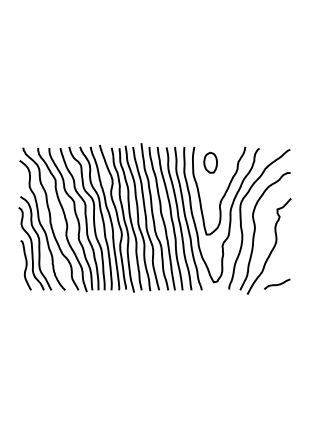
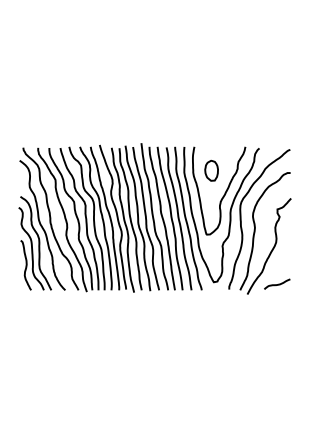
part position: (210, 162) -> (211, 170) (211, 170)
